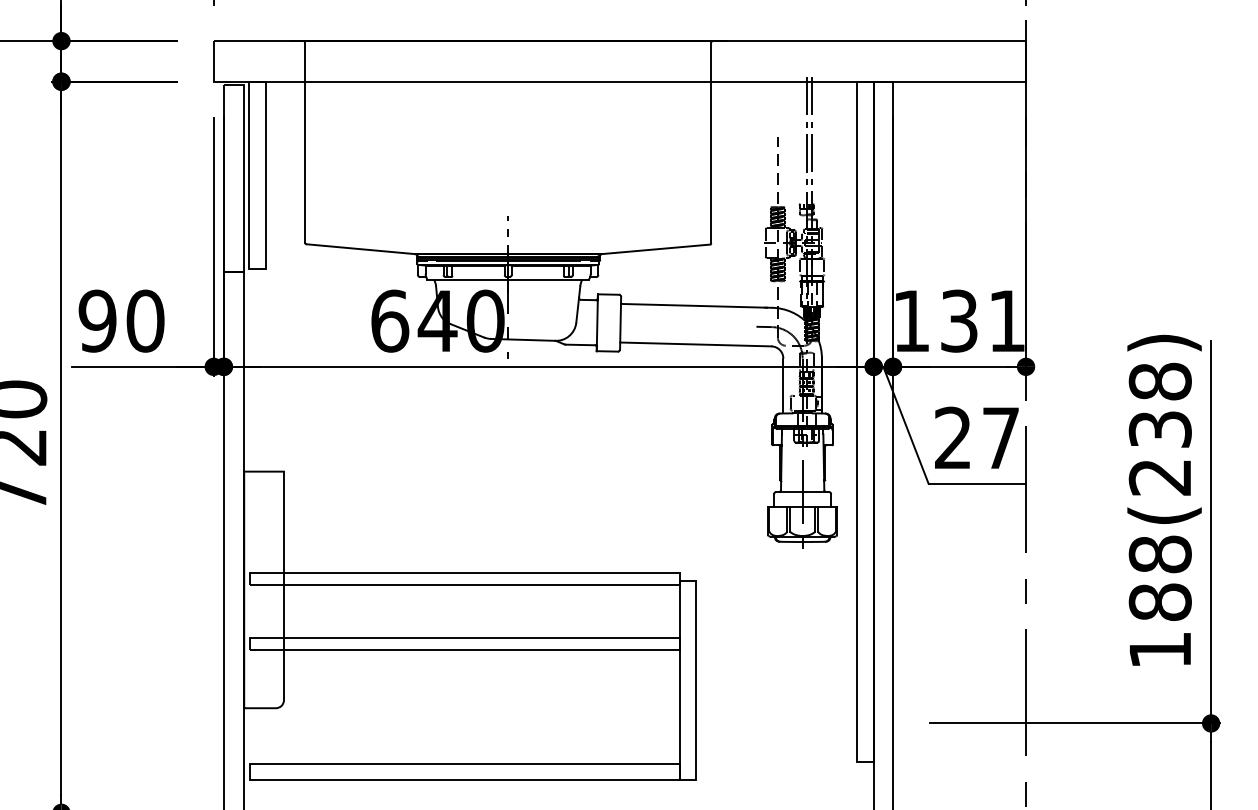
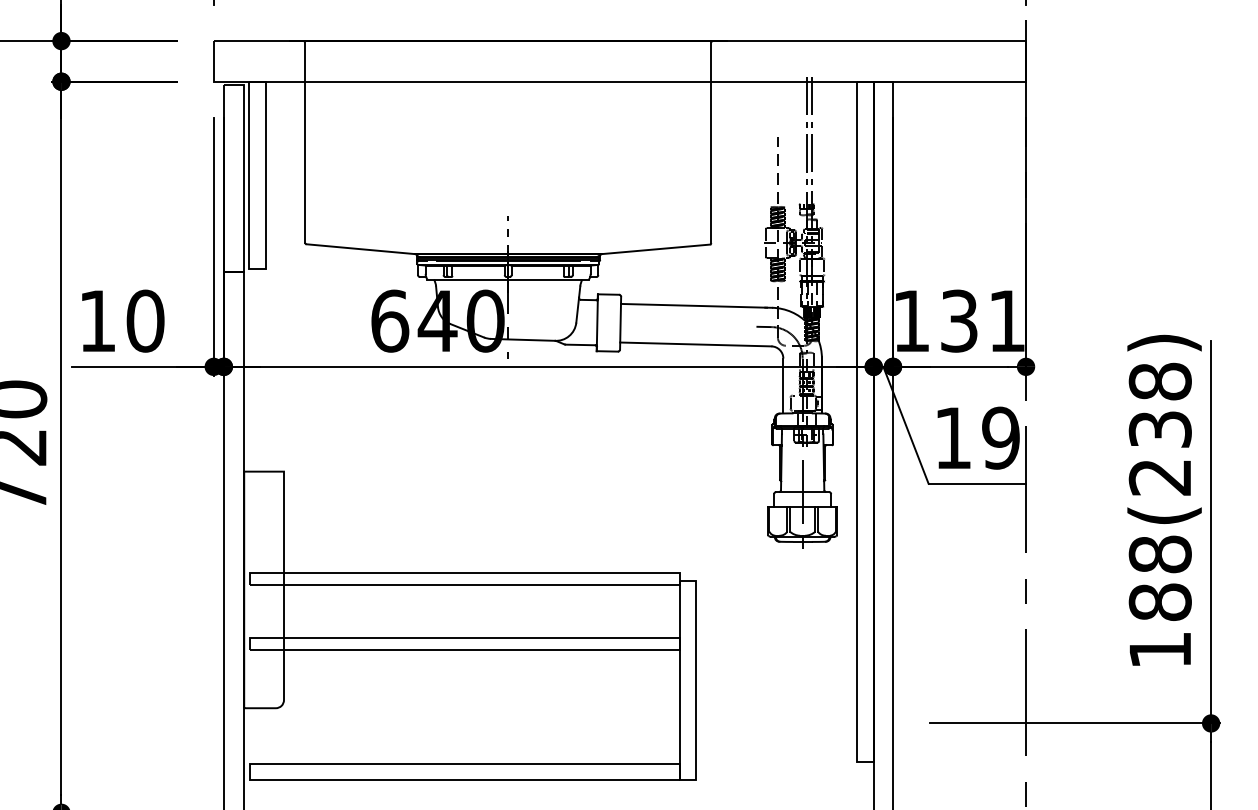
text: 90 -> 10 (97, 320)
text: 27 -> 19 (977, 437)
